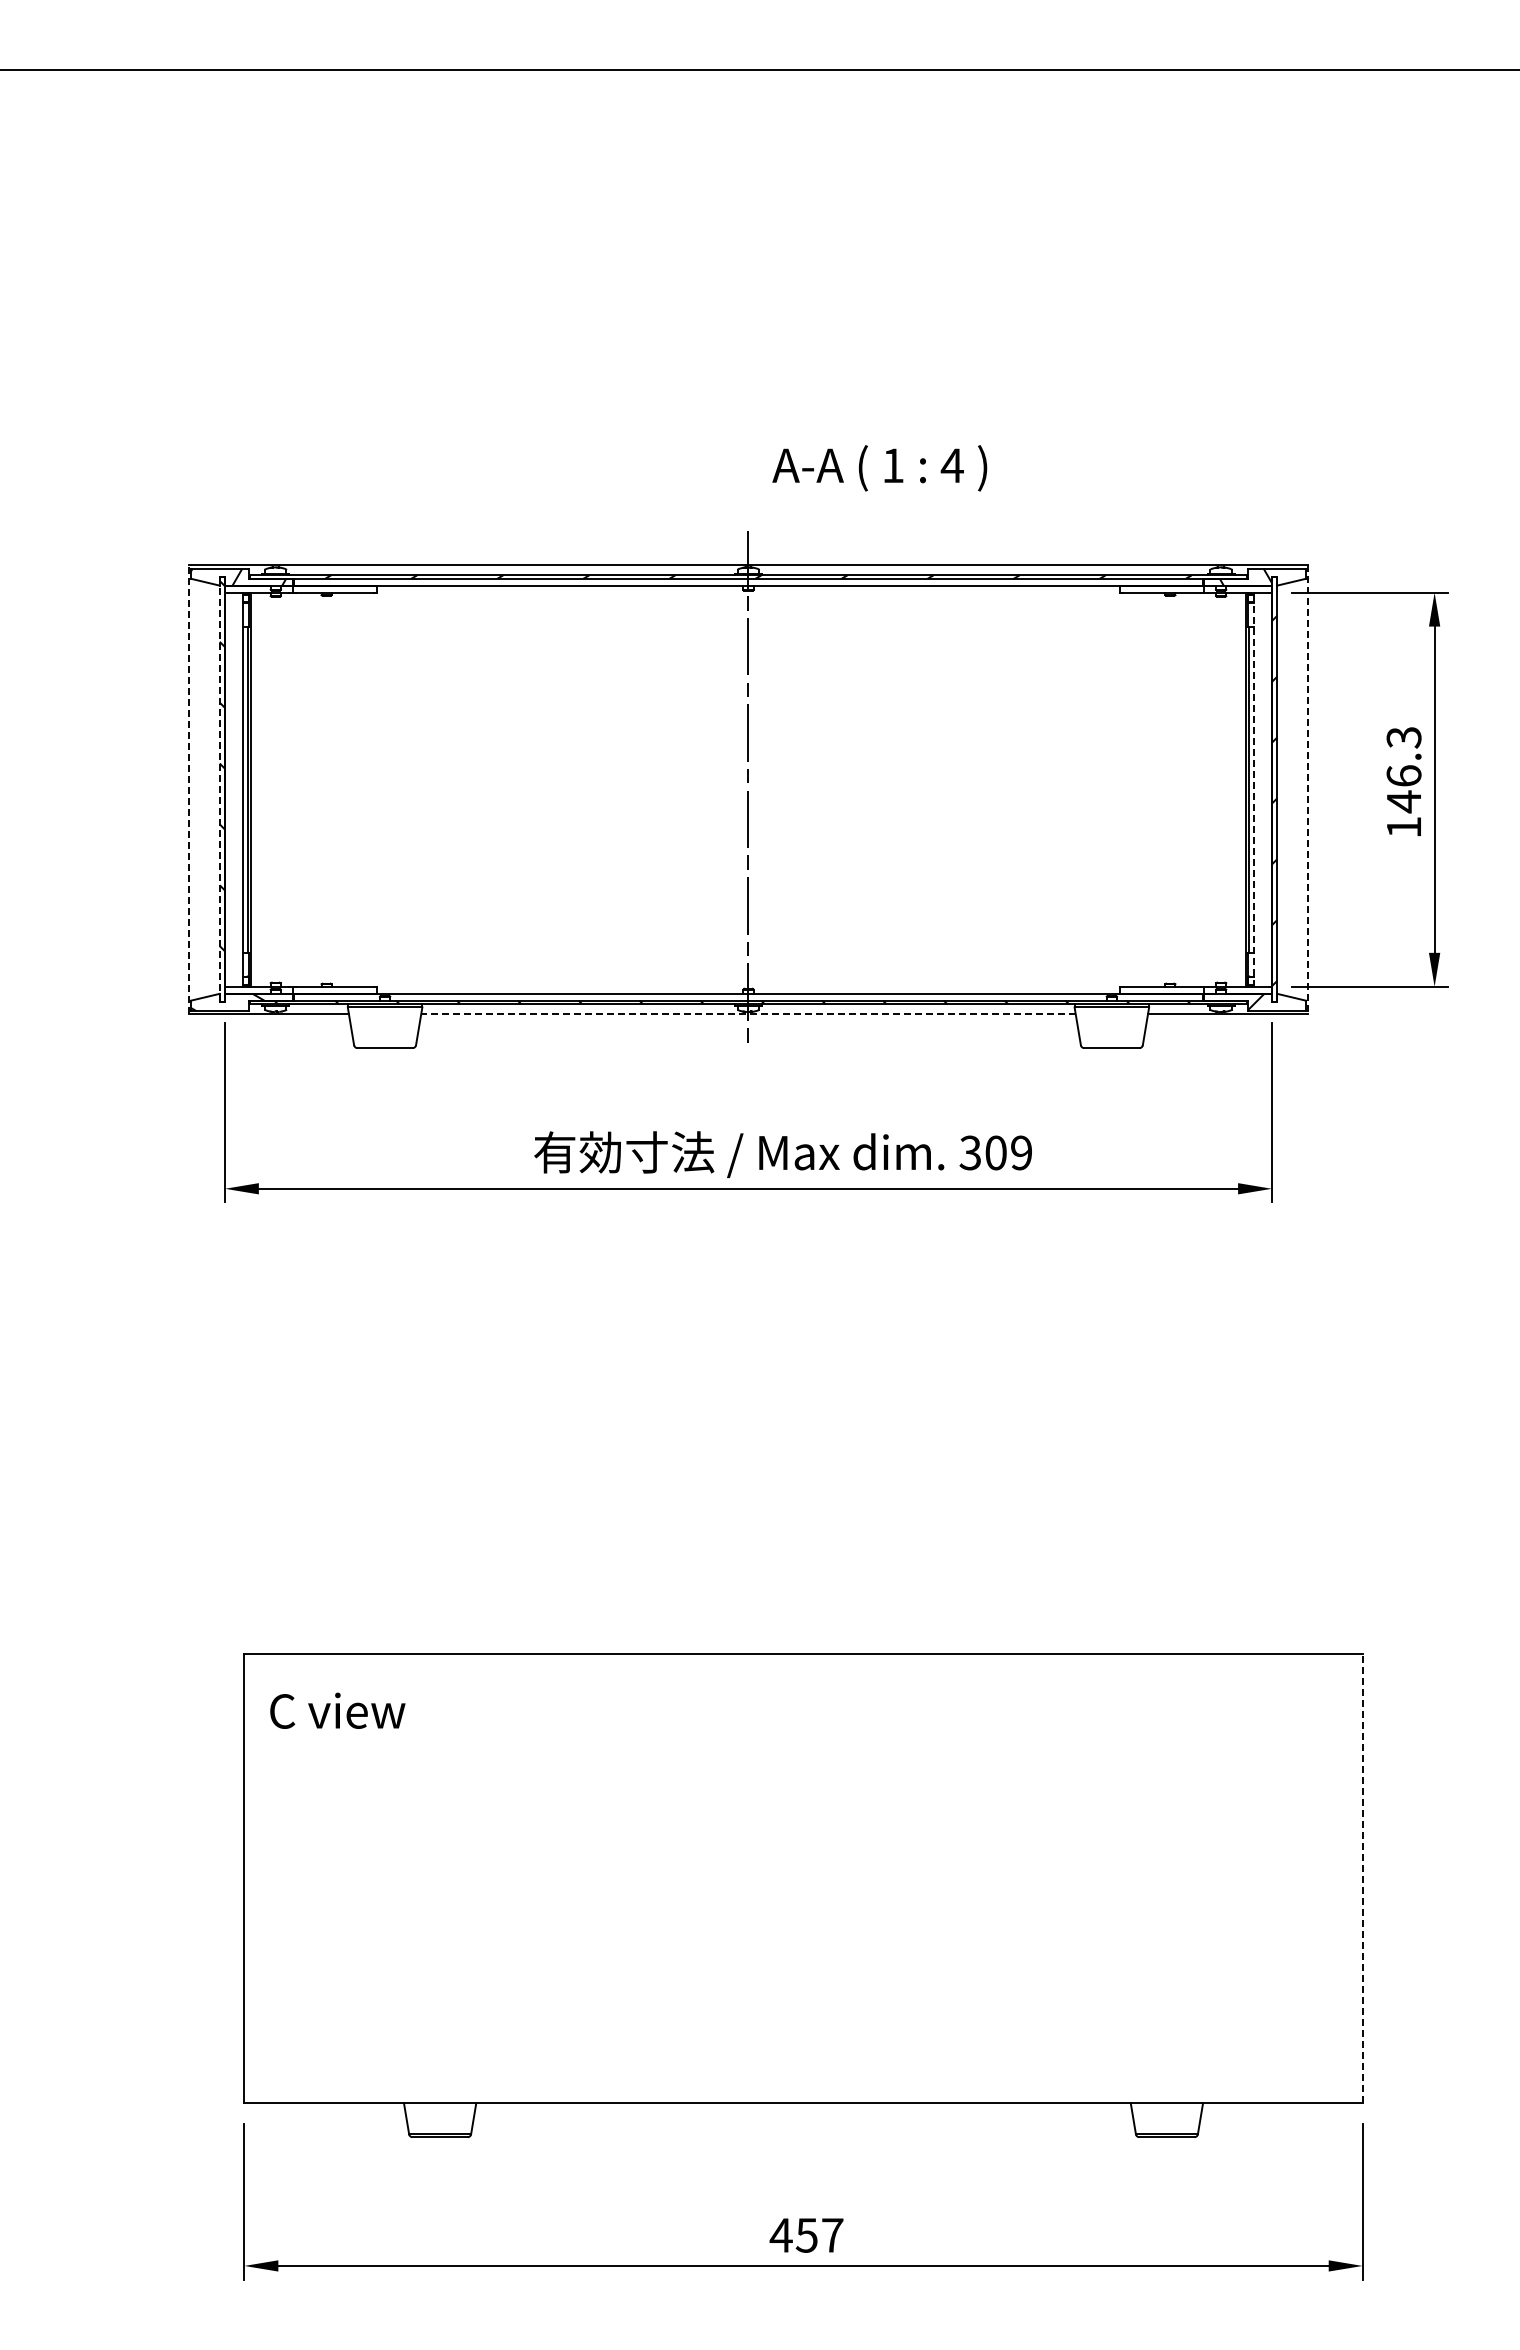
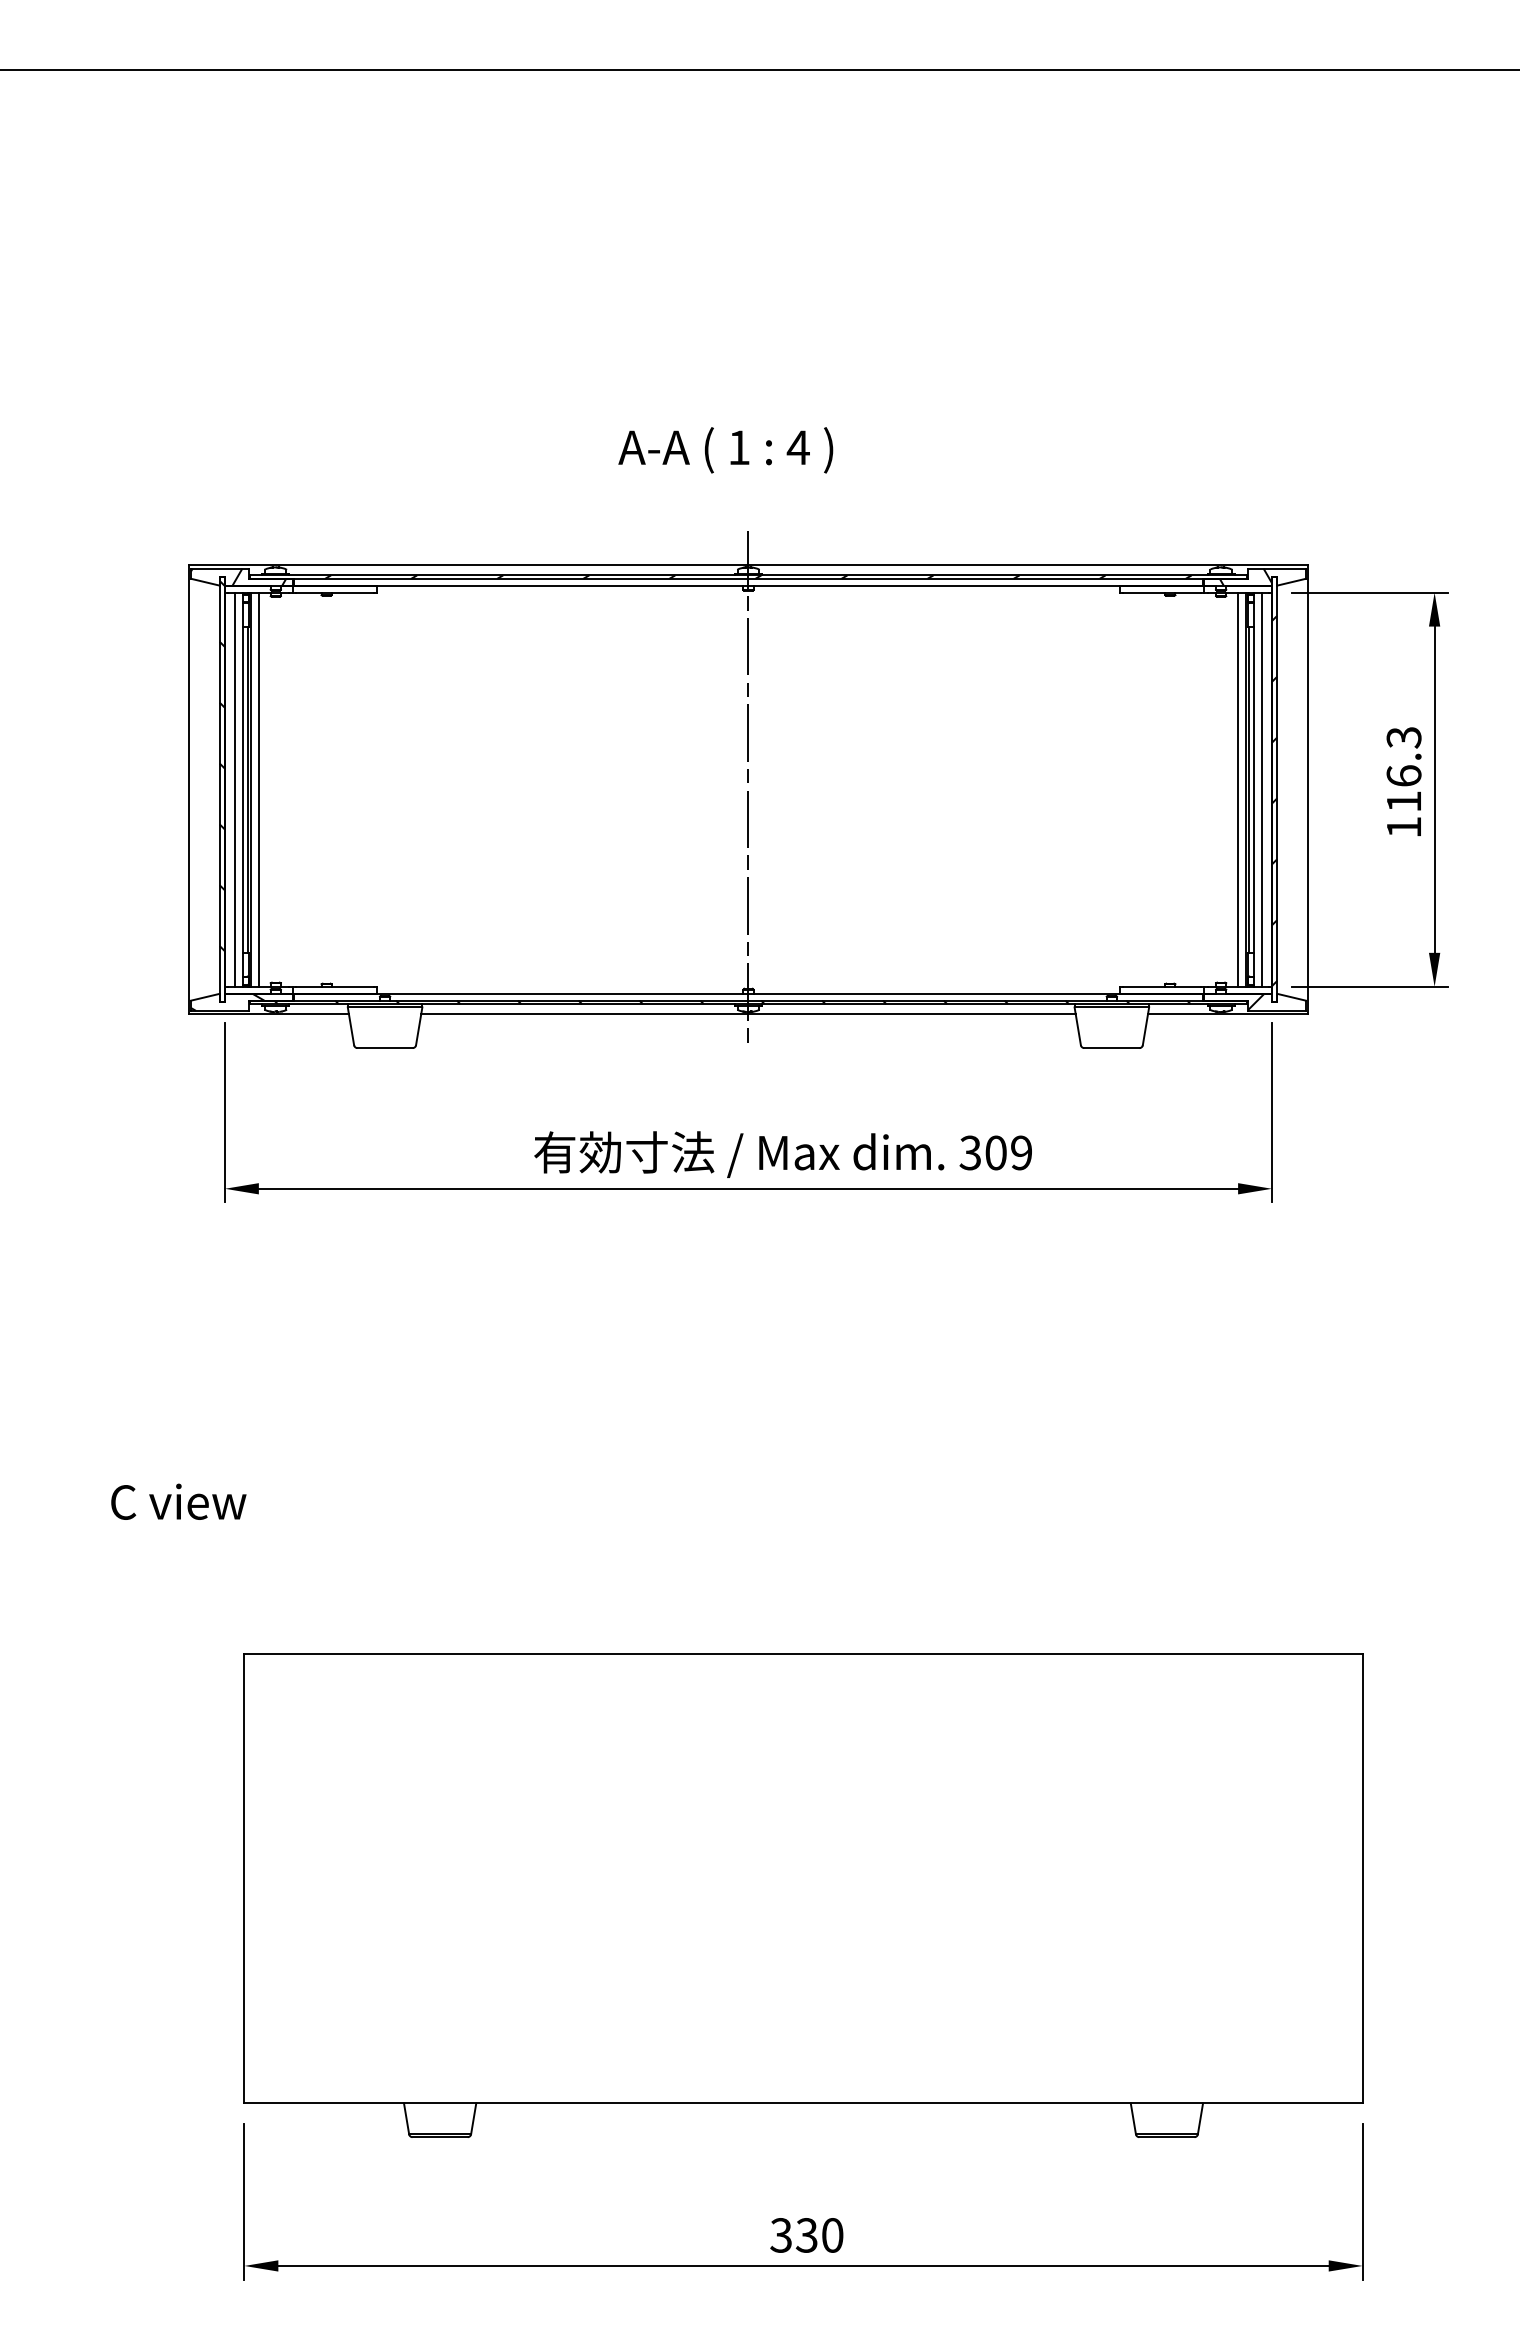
text position: (879, 468) -> (725, 450) (725, 450)
line: dashed -> solid (189, 789)
line: dashed -> solid (219, 789)
line: none -> present (235, 789)
line: none -> present (258, 789)
line: none -> present (1238, 789)
line: dashed -> solid (1253, 789)
line: none -> present (1261, 789)
line: dashed -> solid (1307, 790)
text: 146.3 -> 116.3 (1403, 801)
line: dashed -> solid (747, 1014)
text position: (337, 1710) -> (178, 1501) (178, 1501)
line: dashed -> solid (1362, 1878)
text: 457 -> 330 (806, 2235)
